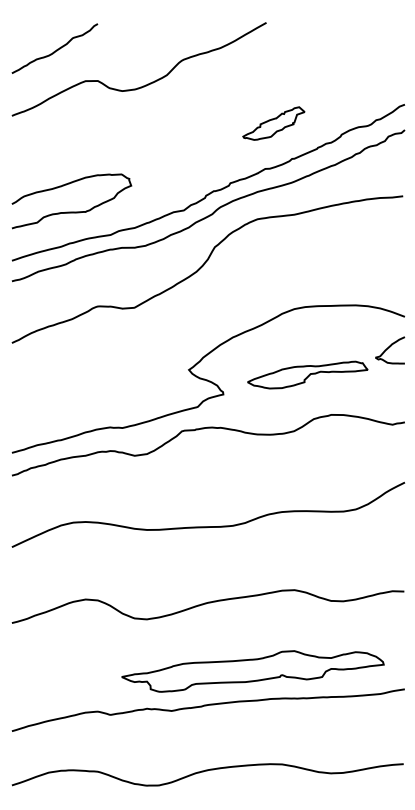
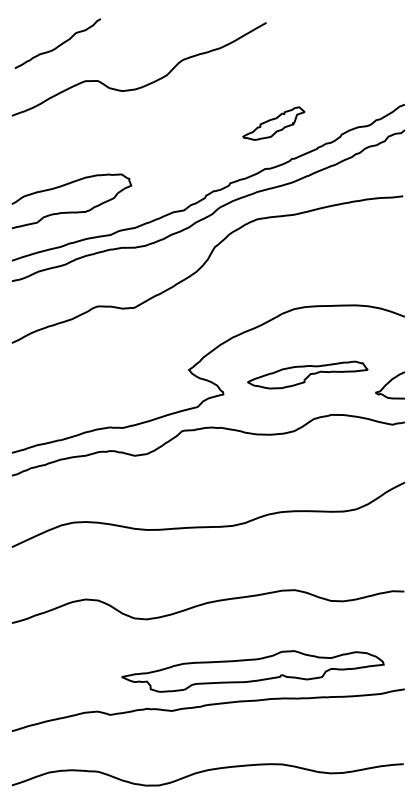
curve position: (56, 49) -> (59, 44) (59, 44)
curve position: (389, 348) -> (389, 383) (389, 383)
